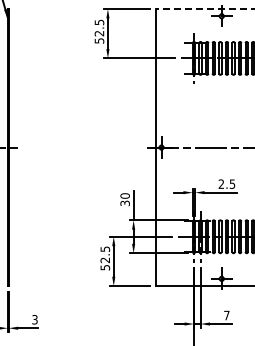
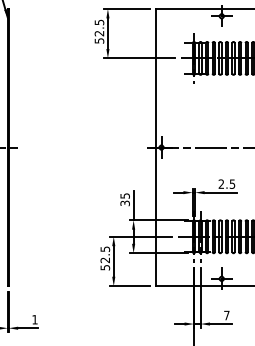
line: dashed -> solid (205, 9)
text: 30 -> 35 (124, 195)
text: 3 -> 1 (34, 319)
